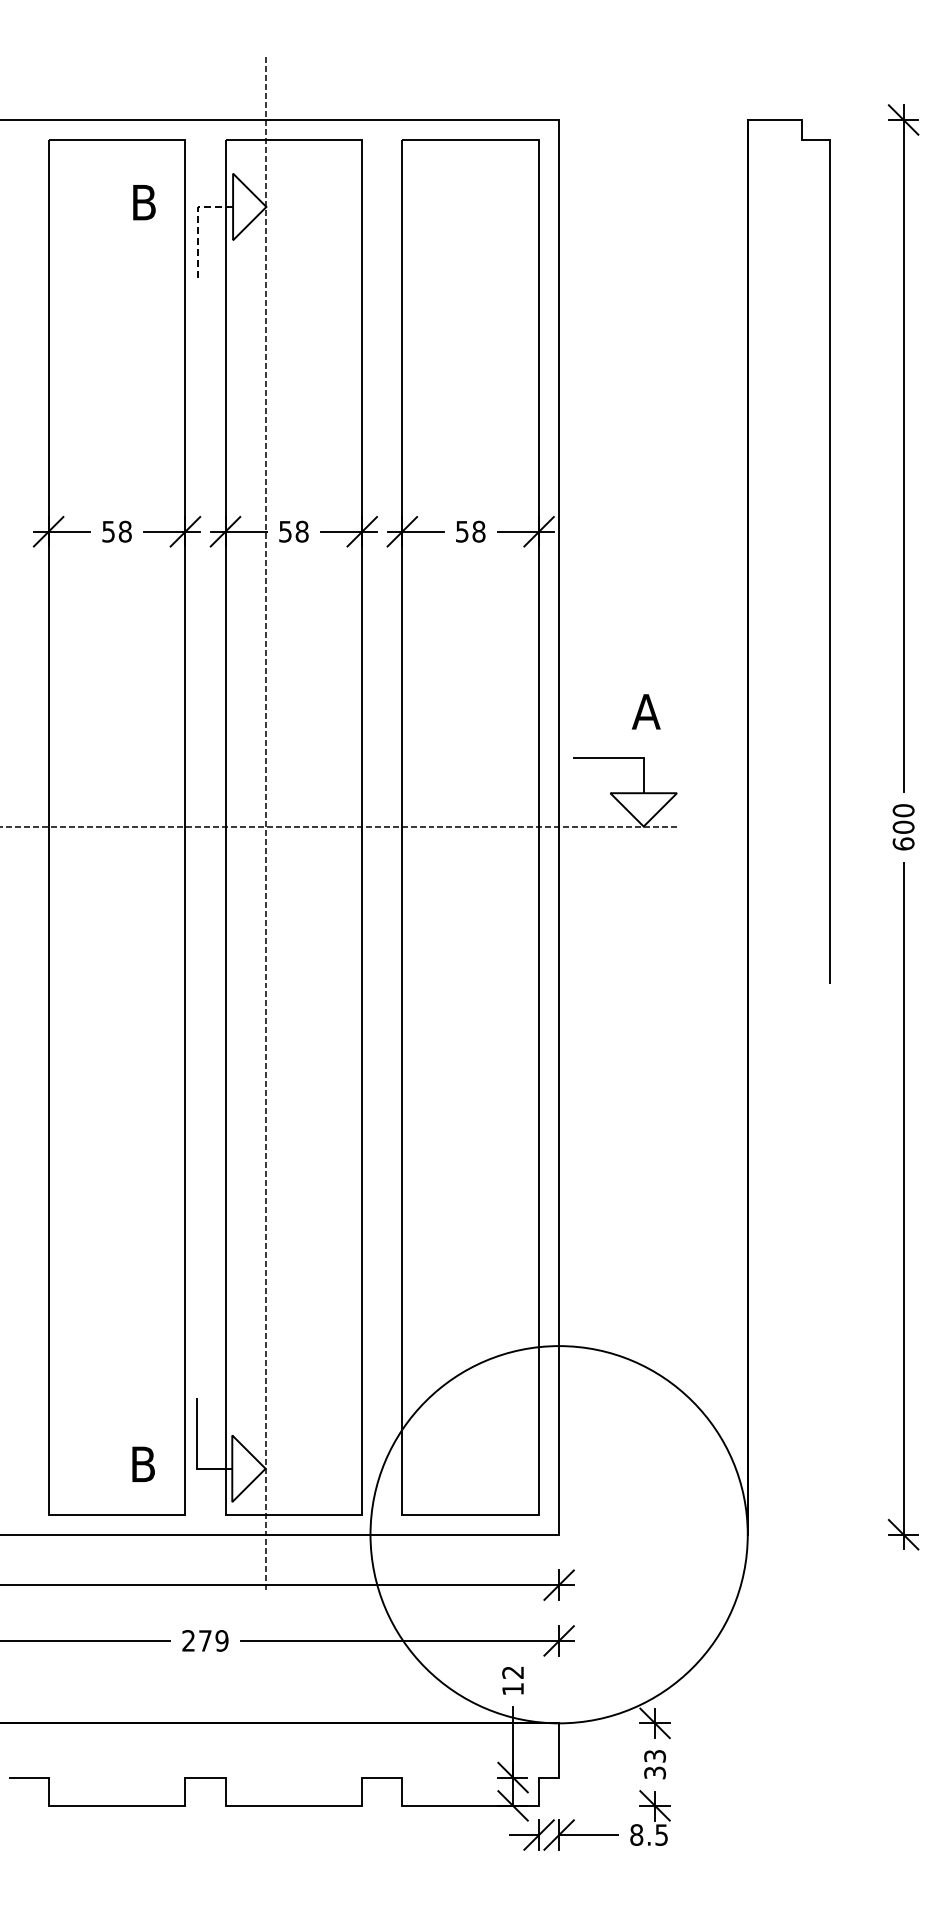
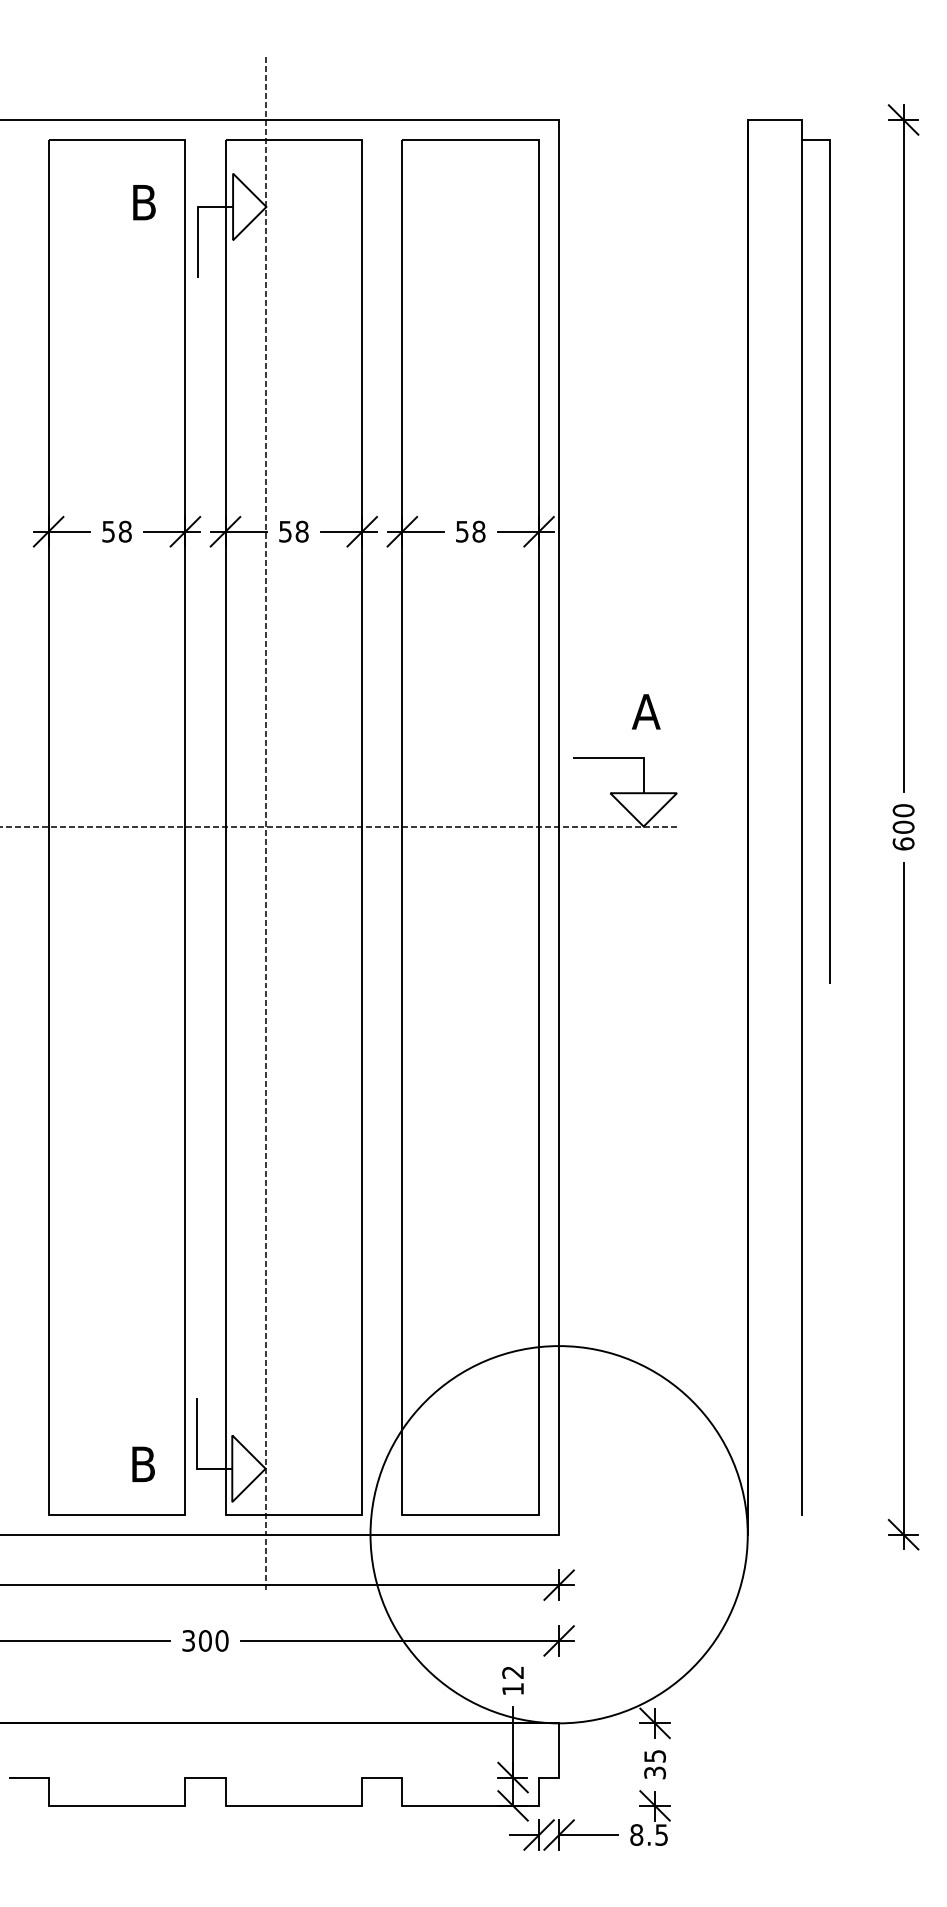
line: dashed -> solid (197, 223)
line: none -> present (802, 827)
text: 279 -> 300 (205, 1640)
text: 33 -> 35 (654, 1755)
